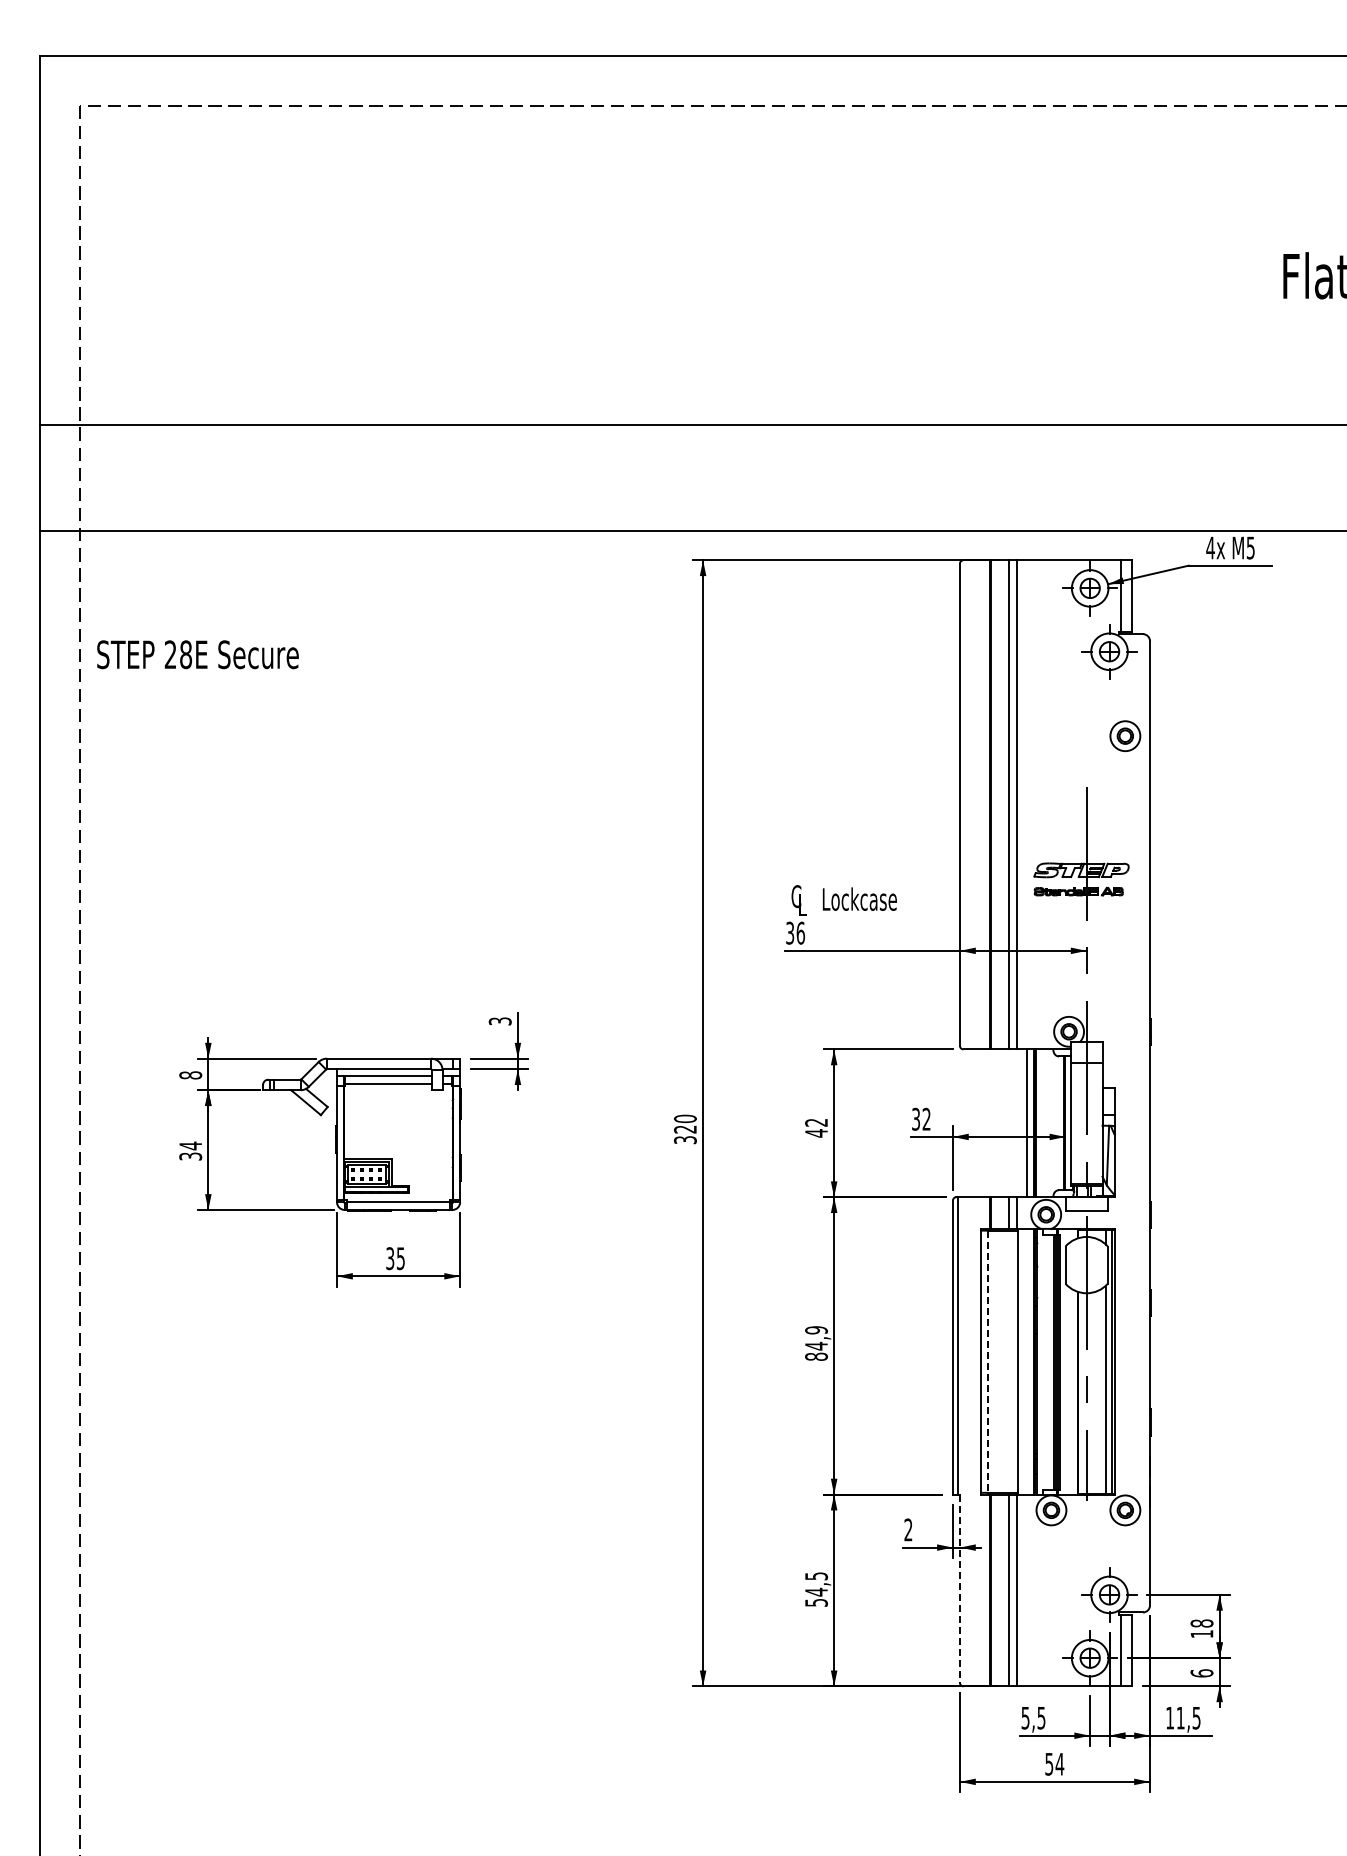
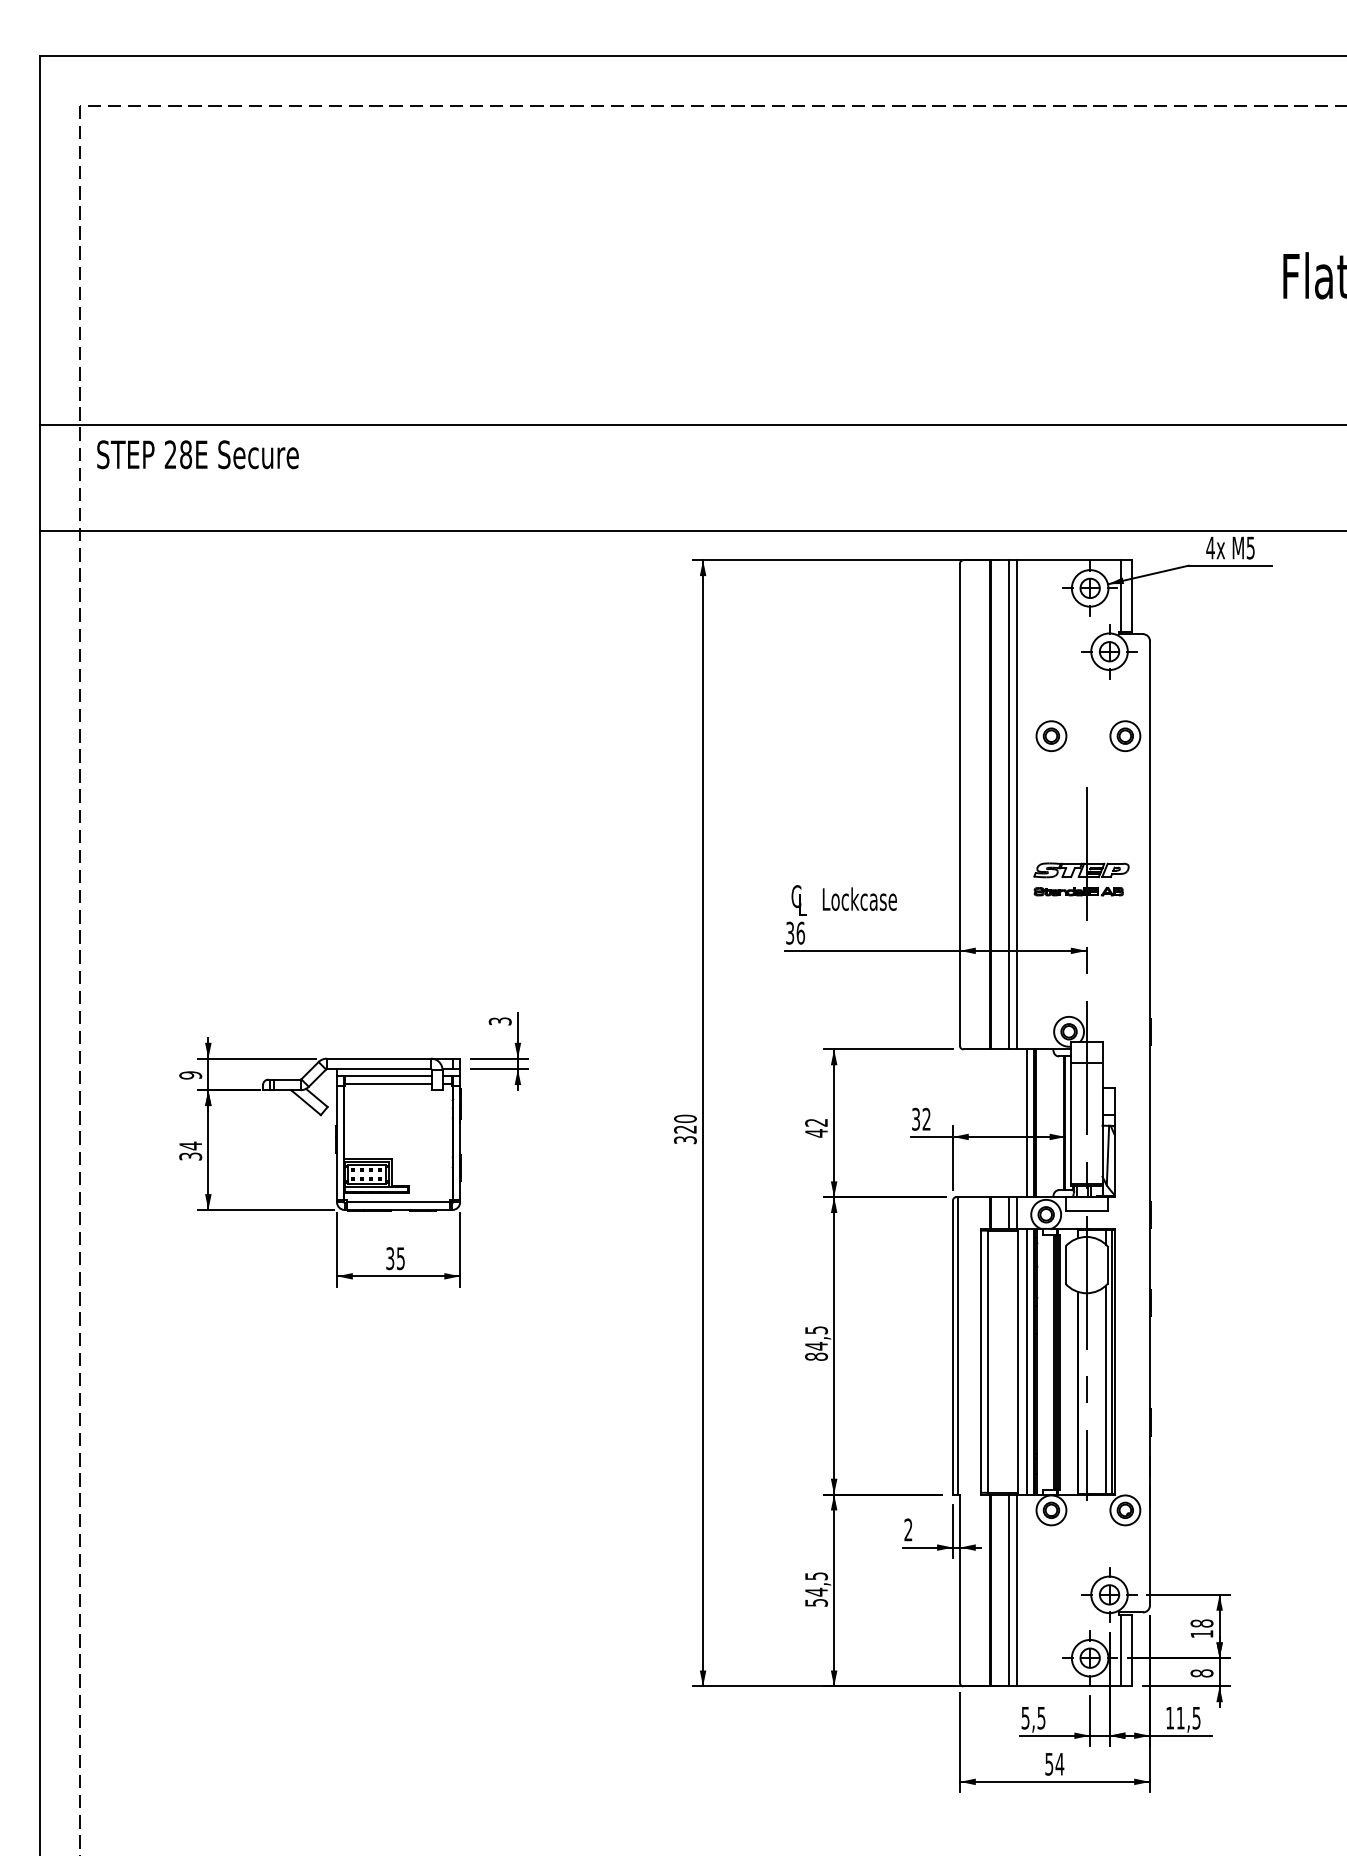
text position: (197, 654) -> (197, 454) (197, 454)
part: none -> present (1051, 735)
text: 8 -> 9 (190, 1075)
text: 84,9 -> 84,5 (816, 1330)
line: none -> present (1026, 1361)
line: dashed -> solid (988, 1362)
line: dashed -> solid (959, 1589)
text: 6 -> 8 (1201, 1673)
